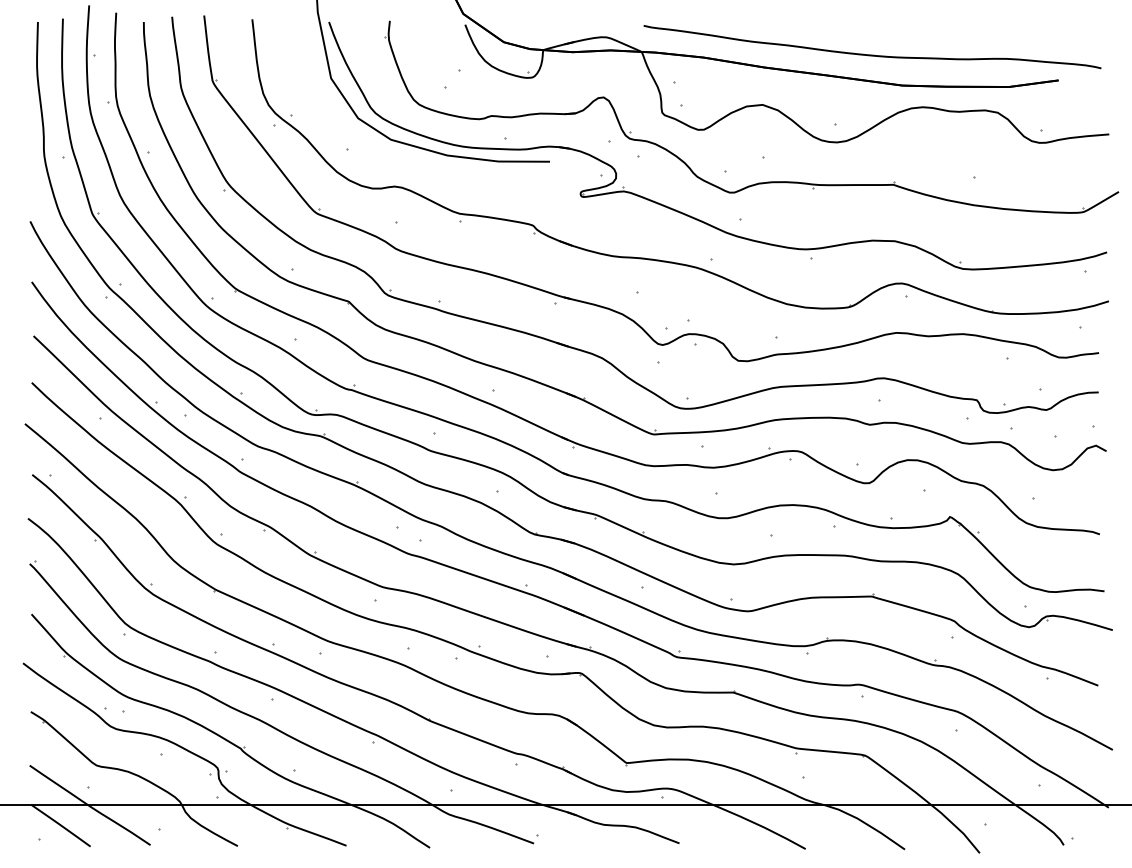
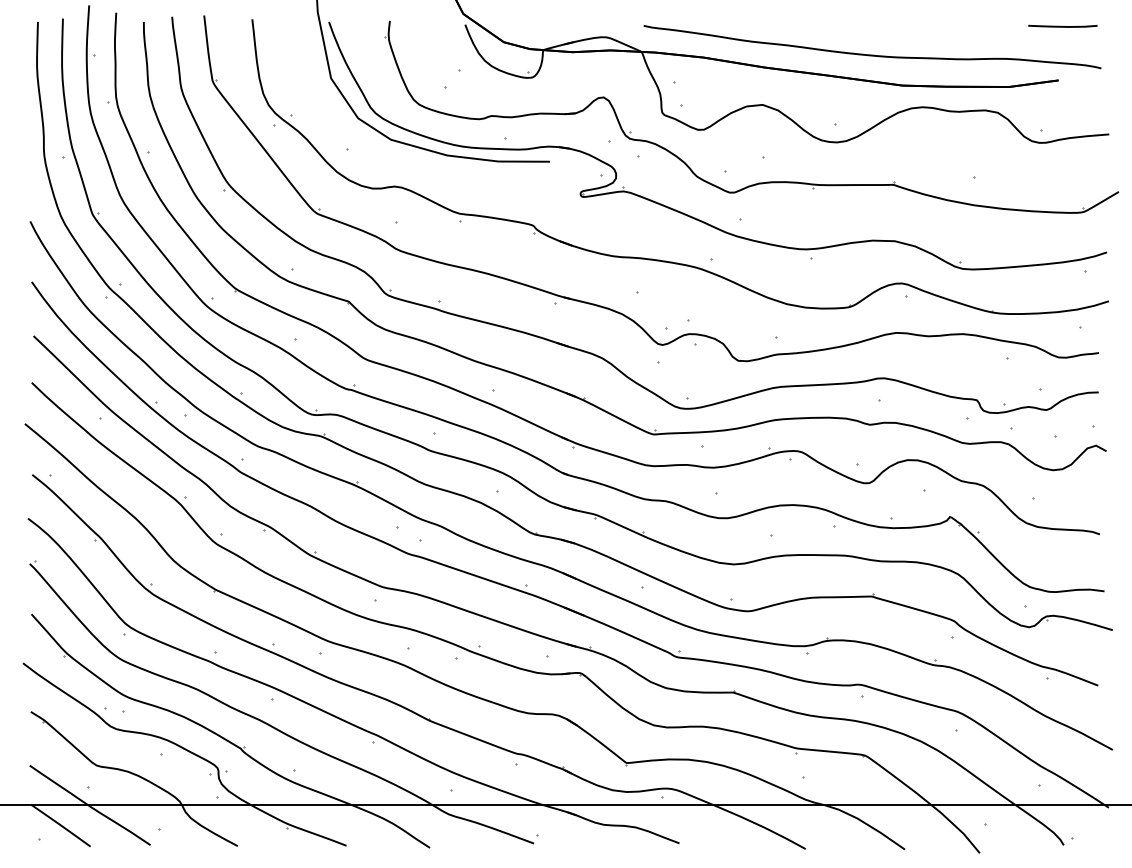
line: none -> present (1061, 25)
